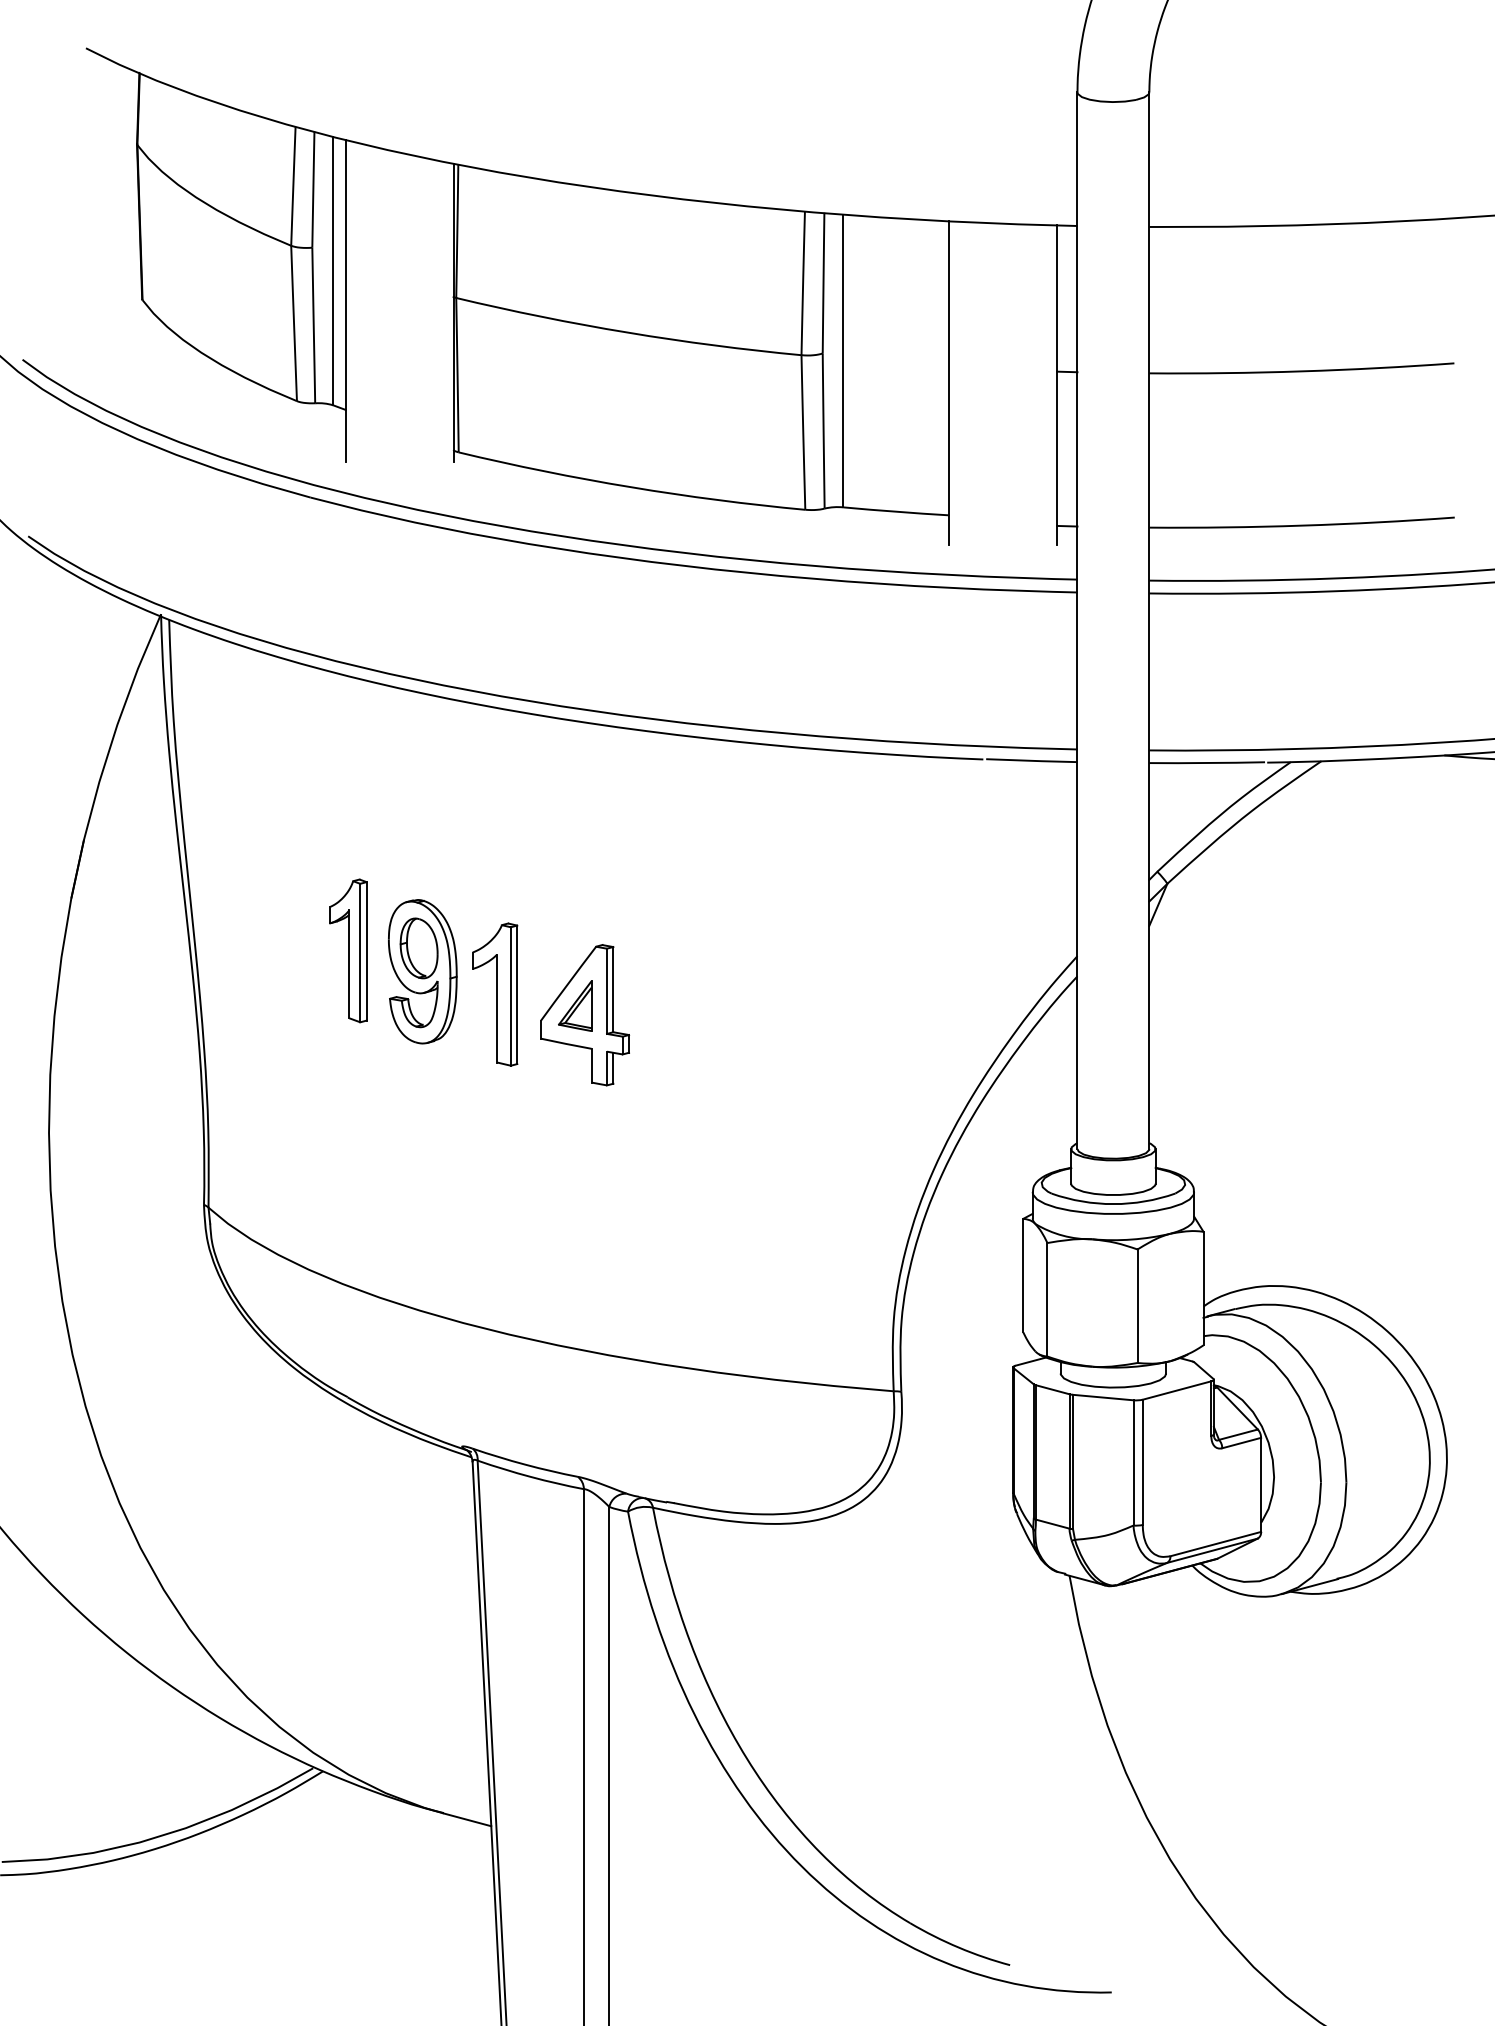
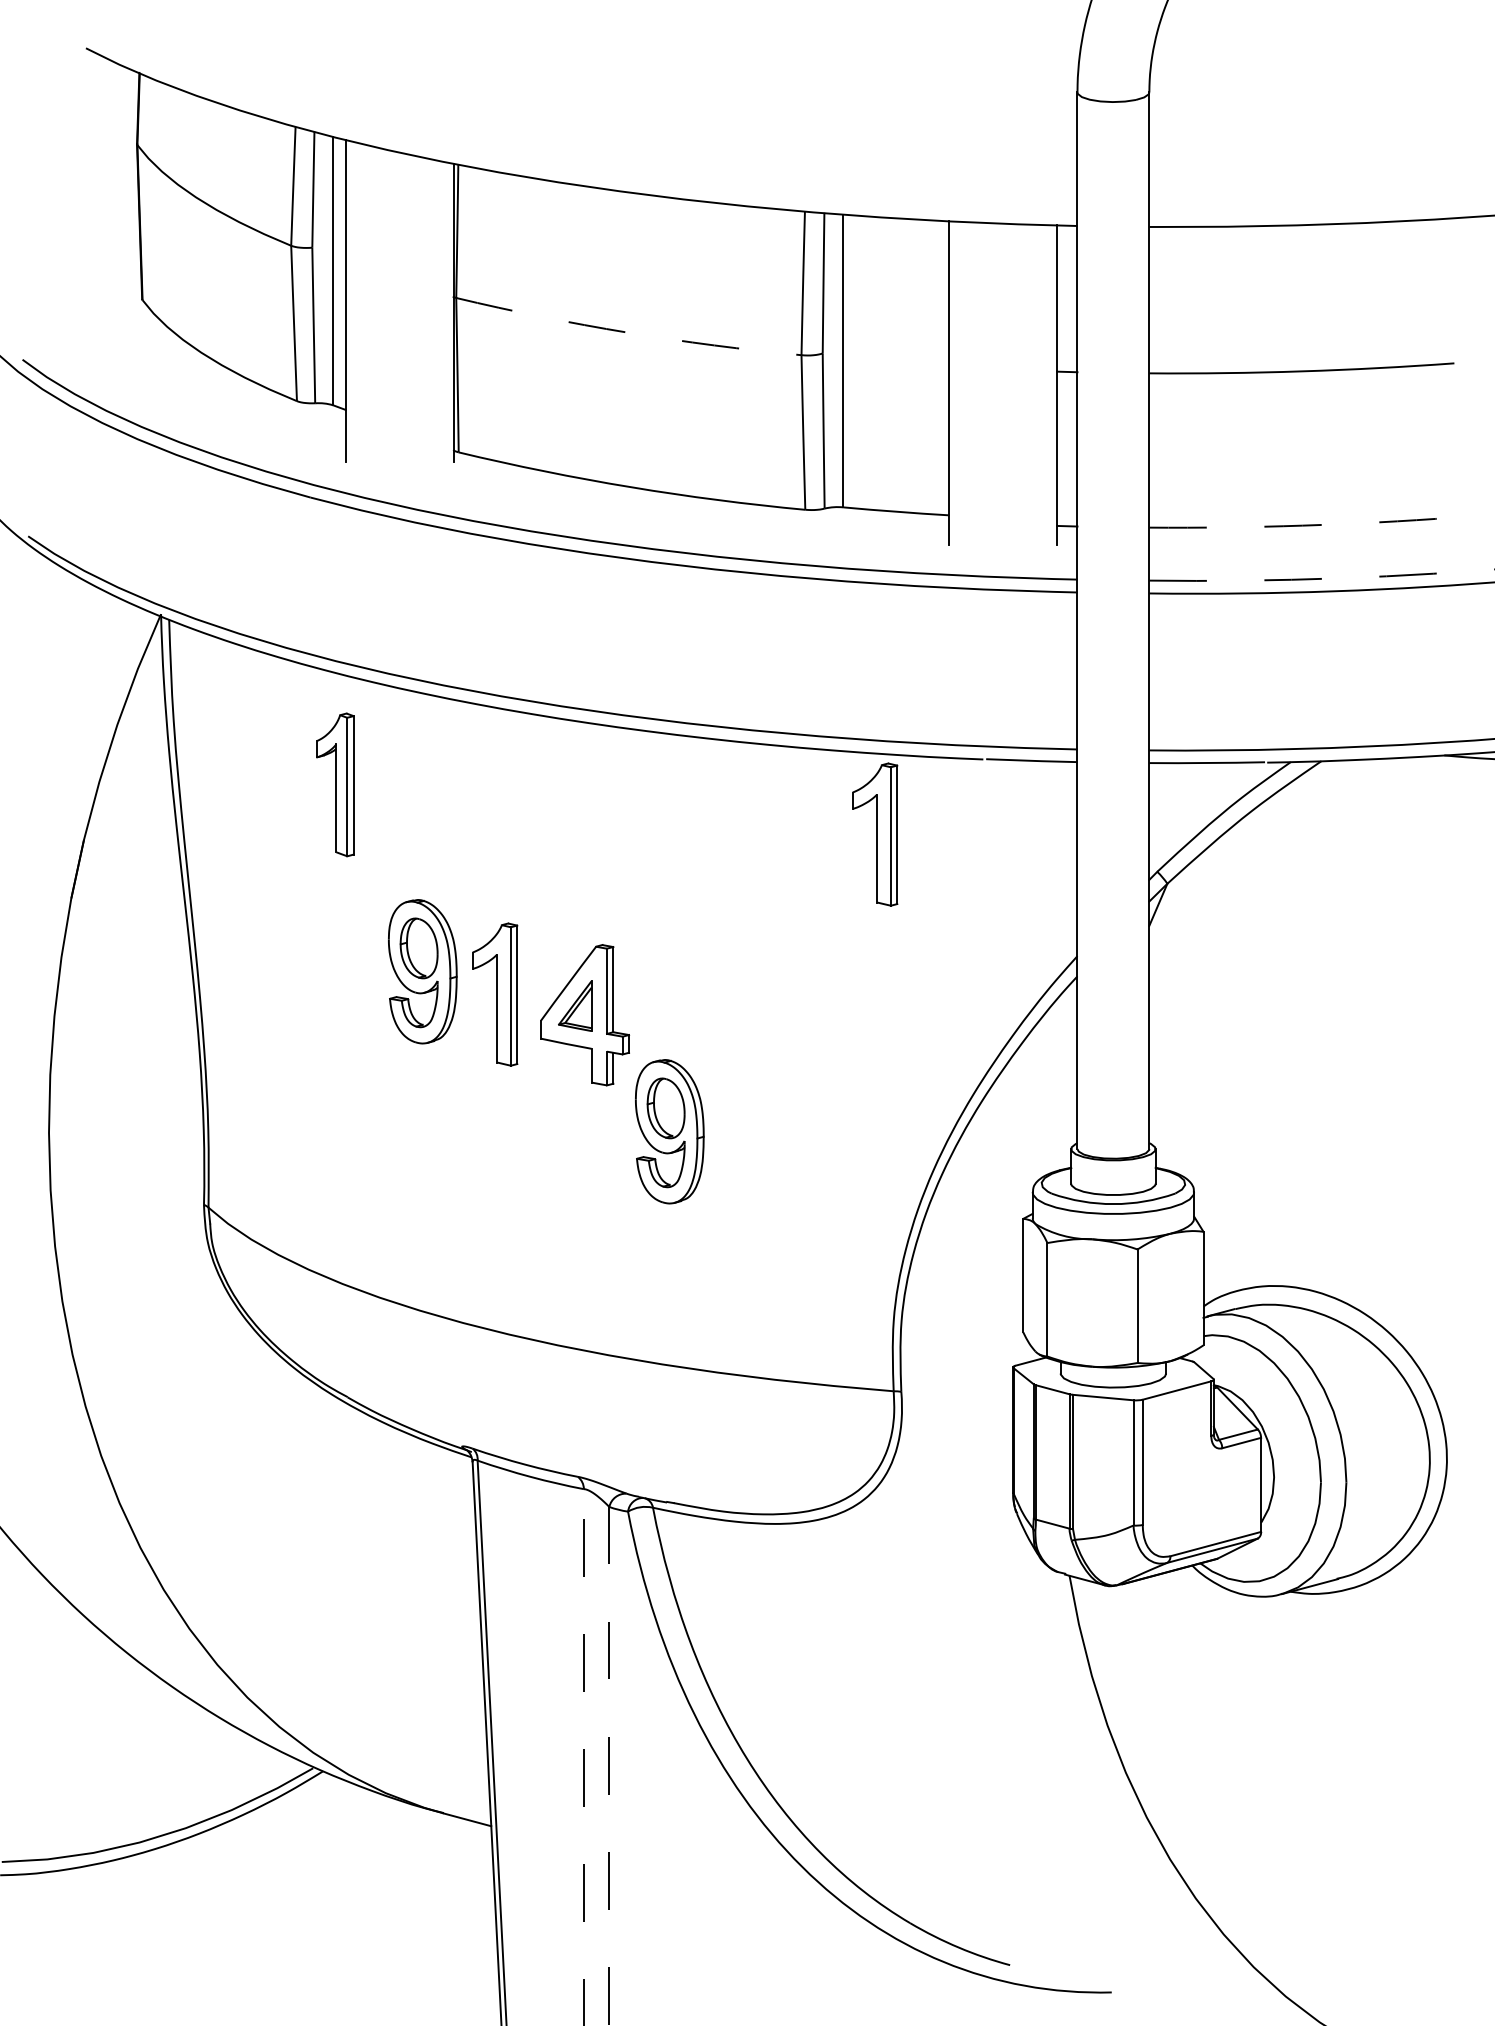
arc: solid -> dashed (627, 332)
arc: solid -> dashed (1302, 525)
arc: solid -> dashed (1323, 578)
part: none -> present (875, 834)
part position: (348, 950) -> (335, 784) (335, 784)
part: none -> present (669, 1131)
line: solid -> dashed (583, 1757)
line: solid -> dashed (609, 1766)
